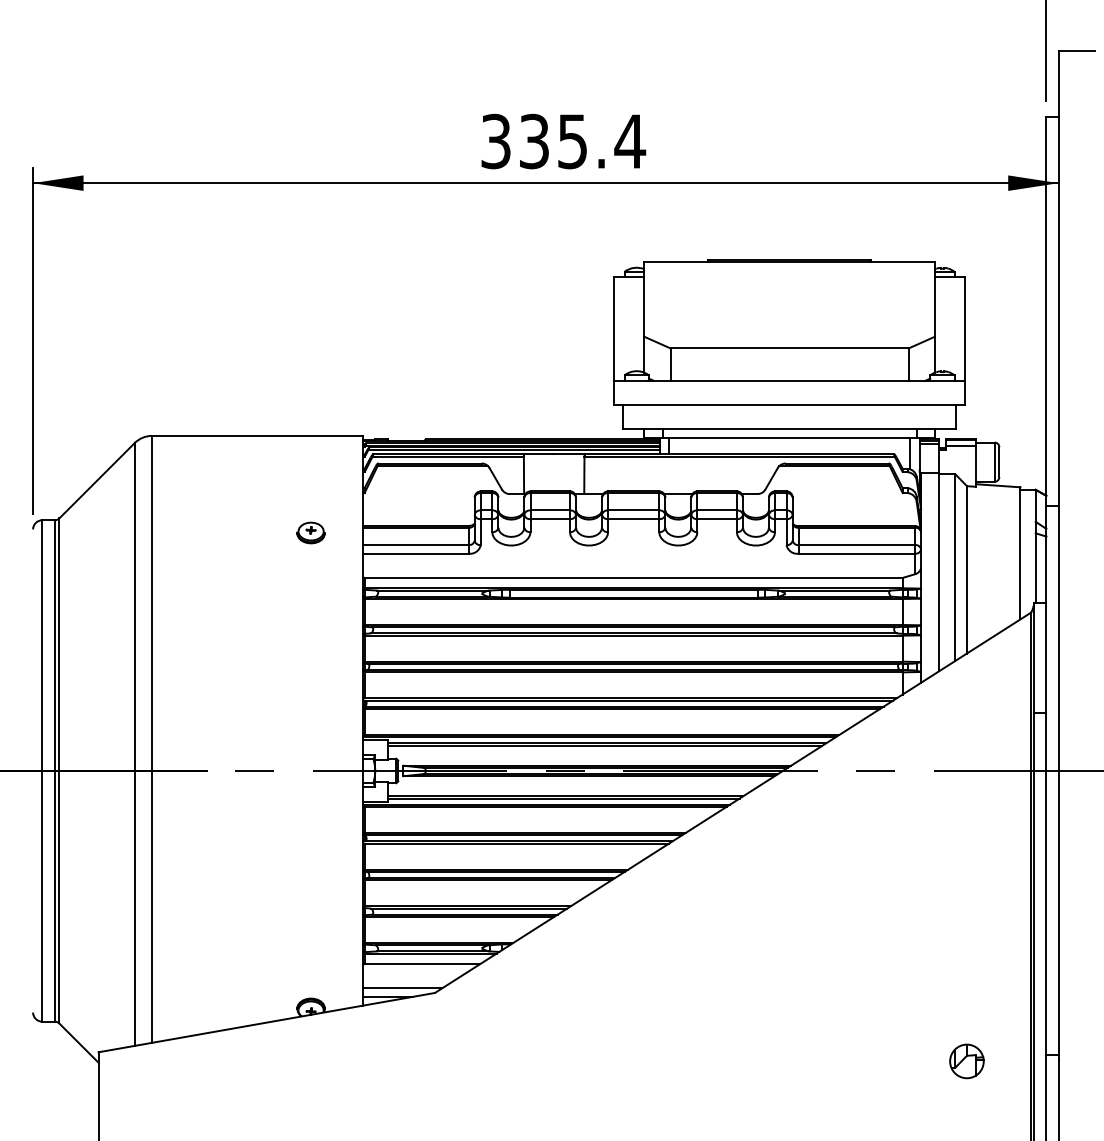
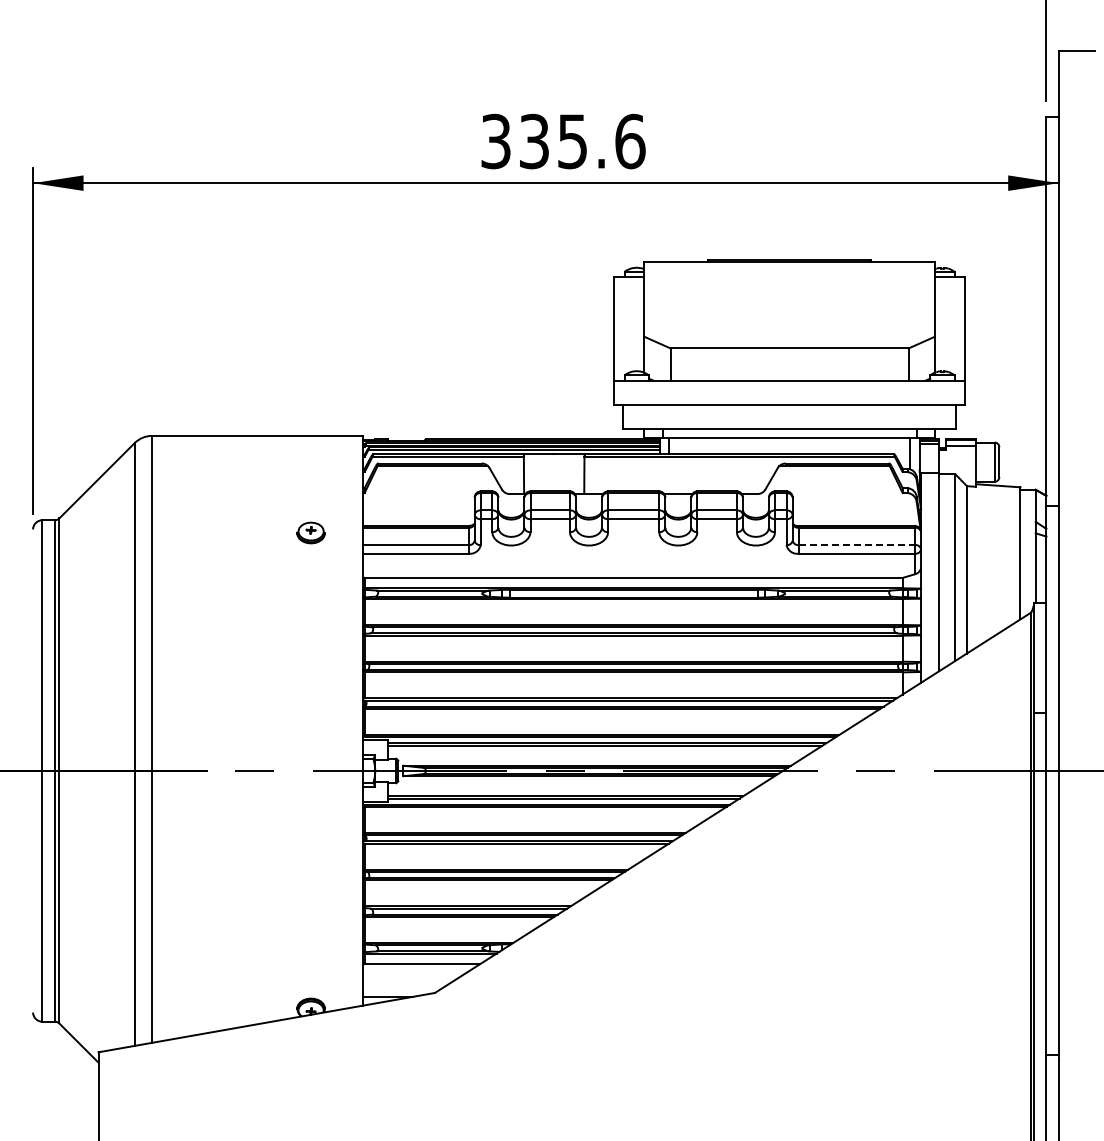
text: 335.4 -> 335.6 (630, 141)
line: solid -> dashed (857, 545)
line: present -> none (402, 988)
part: present -> none (966, 1061)
